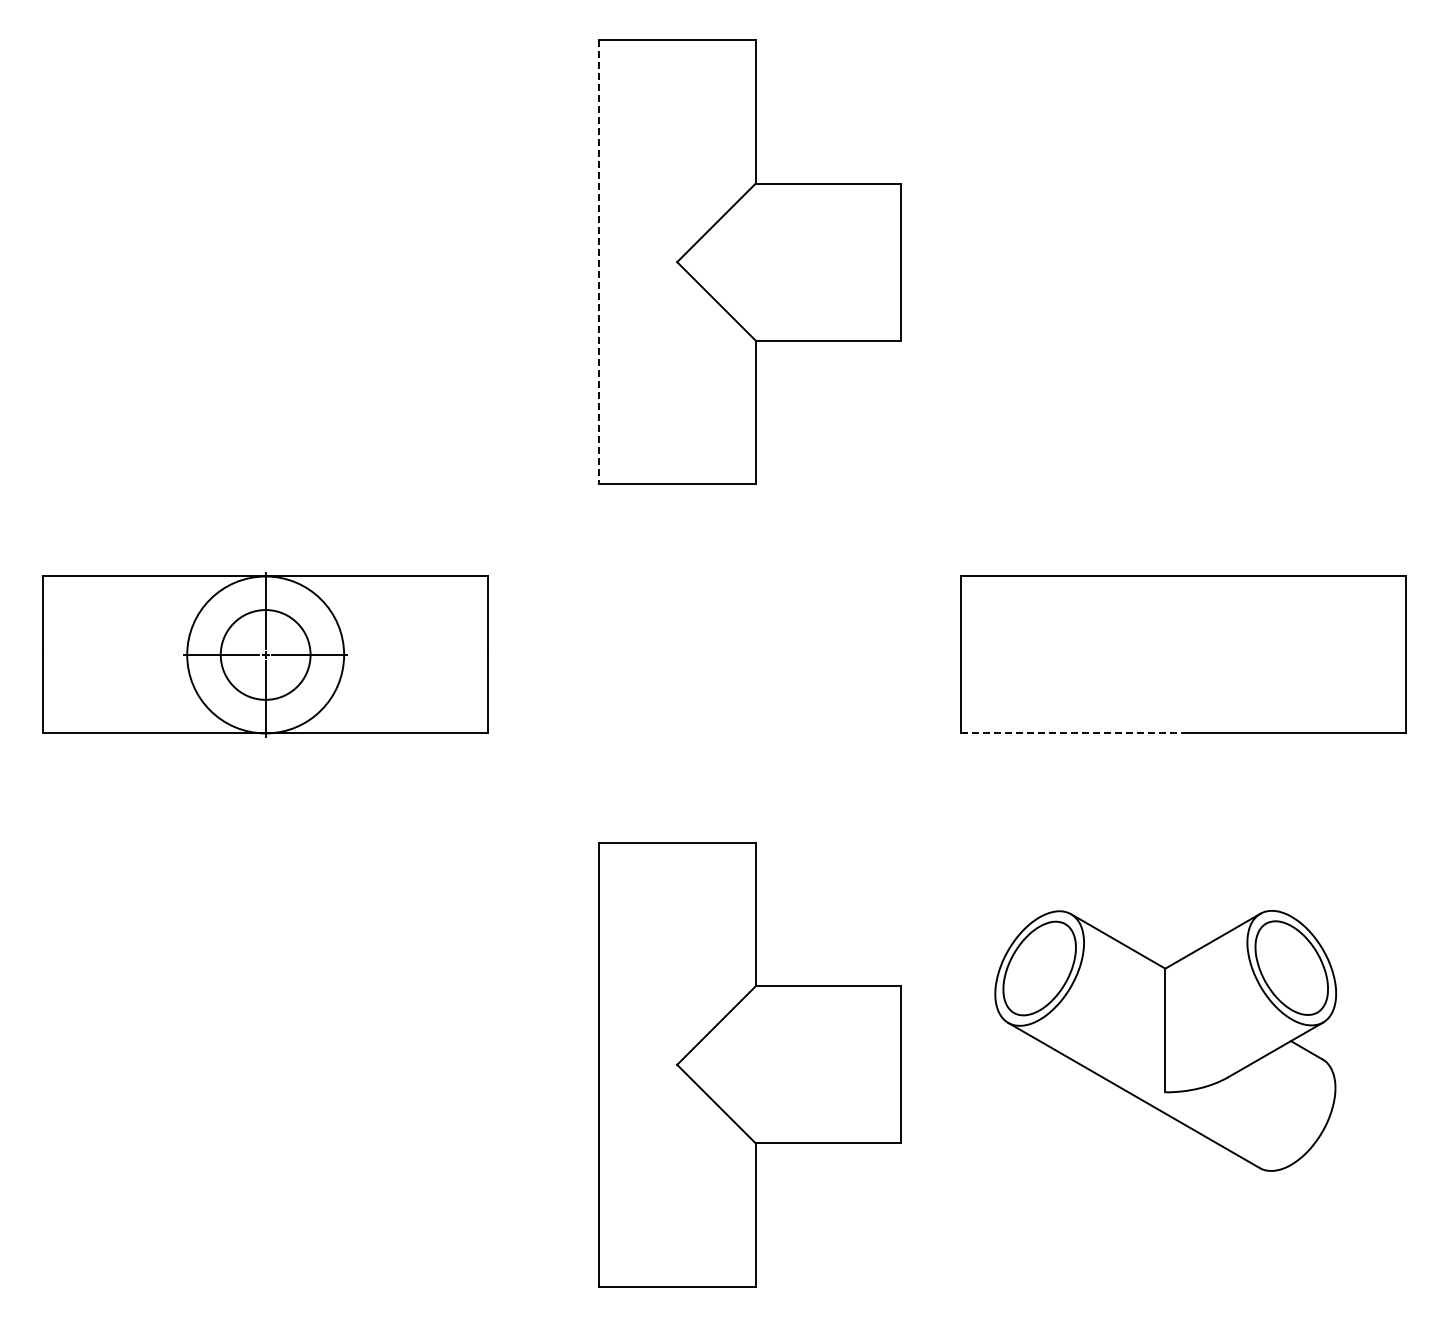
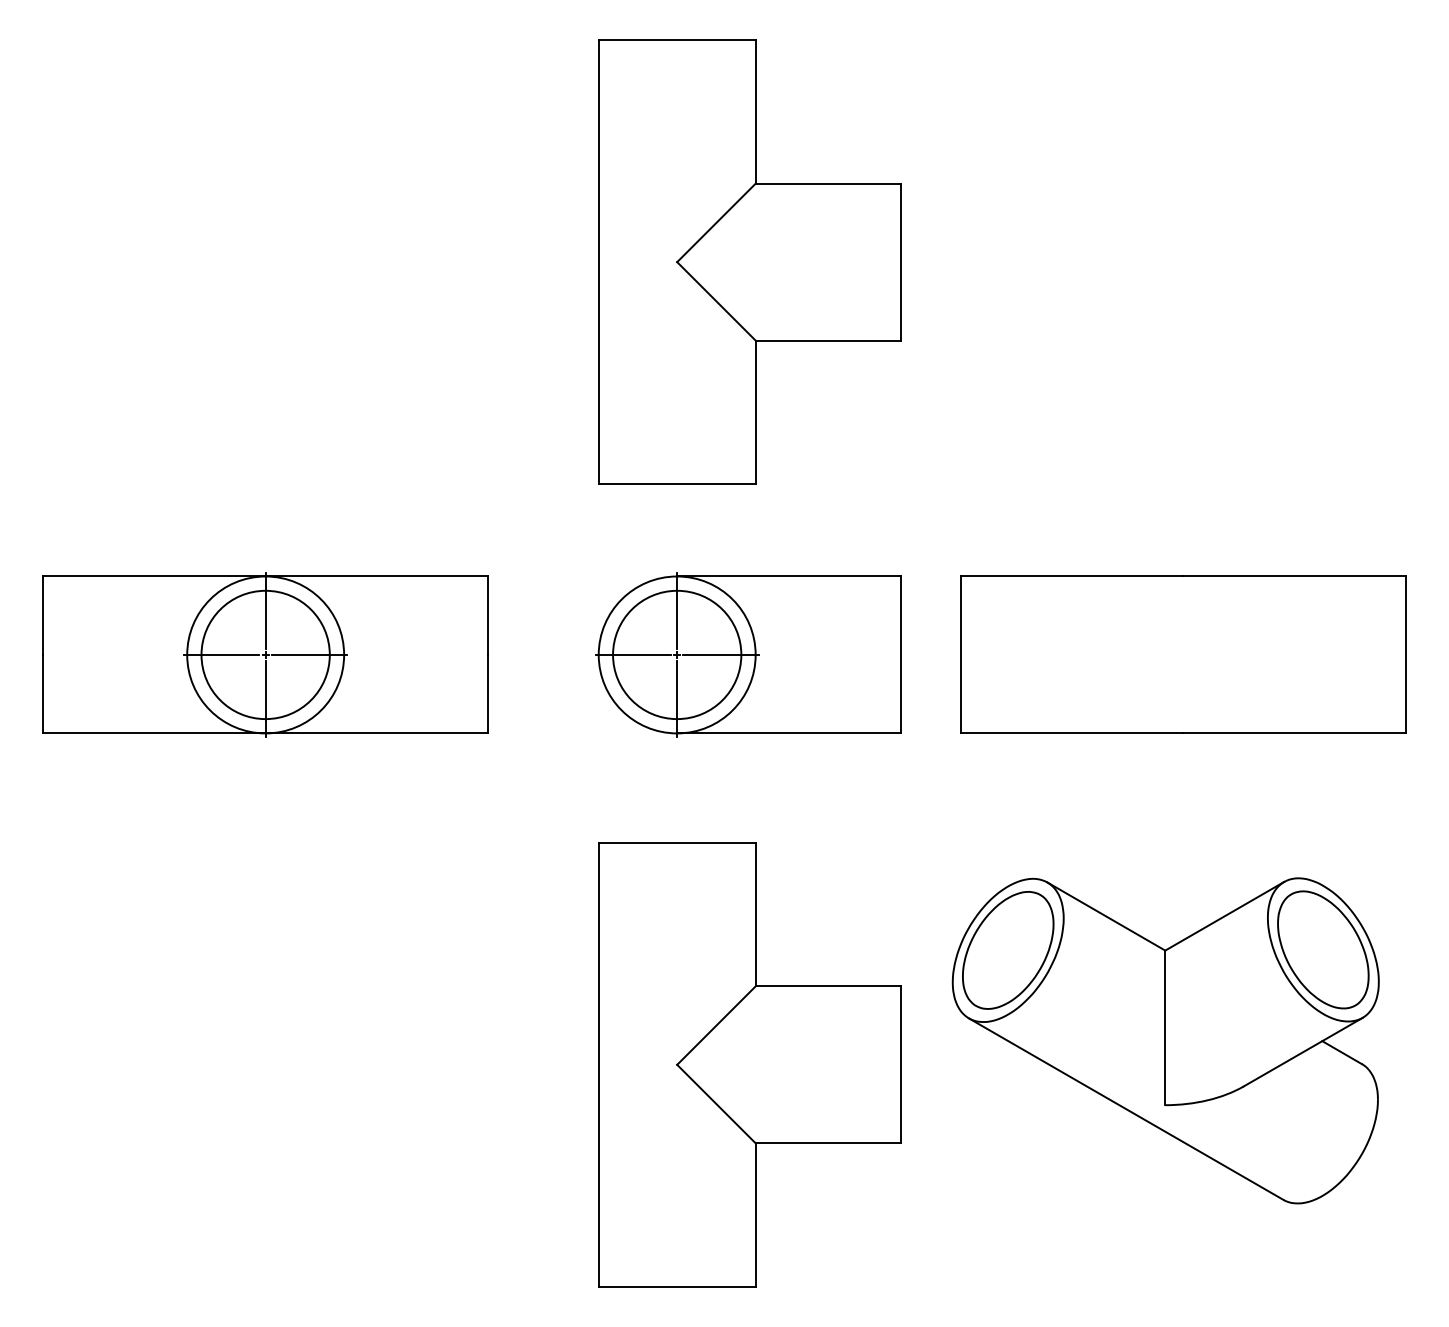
line: dashed -> solid (598, 262)
circle diameter: 90 px -> 128 px (265, 654)
part: none -> present (748, 654)
line: dashed -> solid (1072, 733)
part size: 344x262 px -> 429x328 px (1165, 1040)
